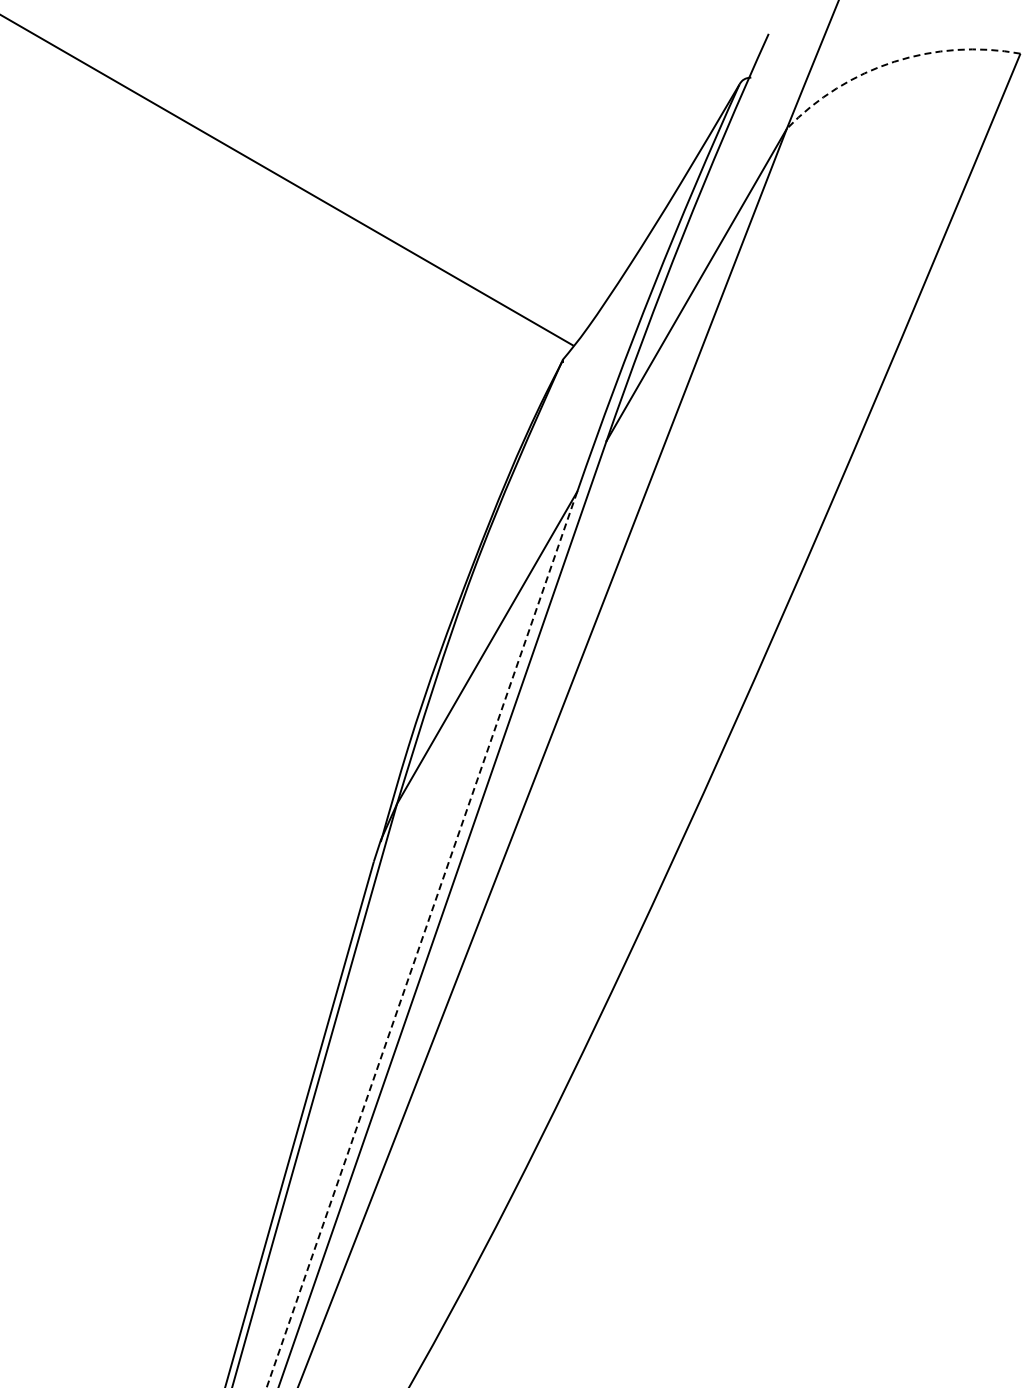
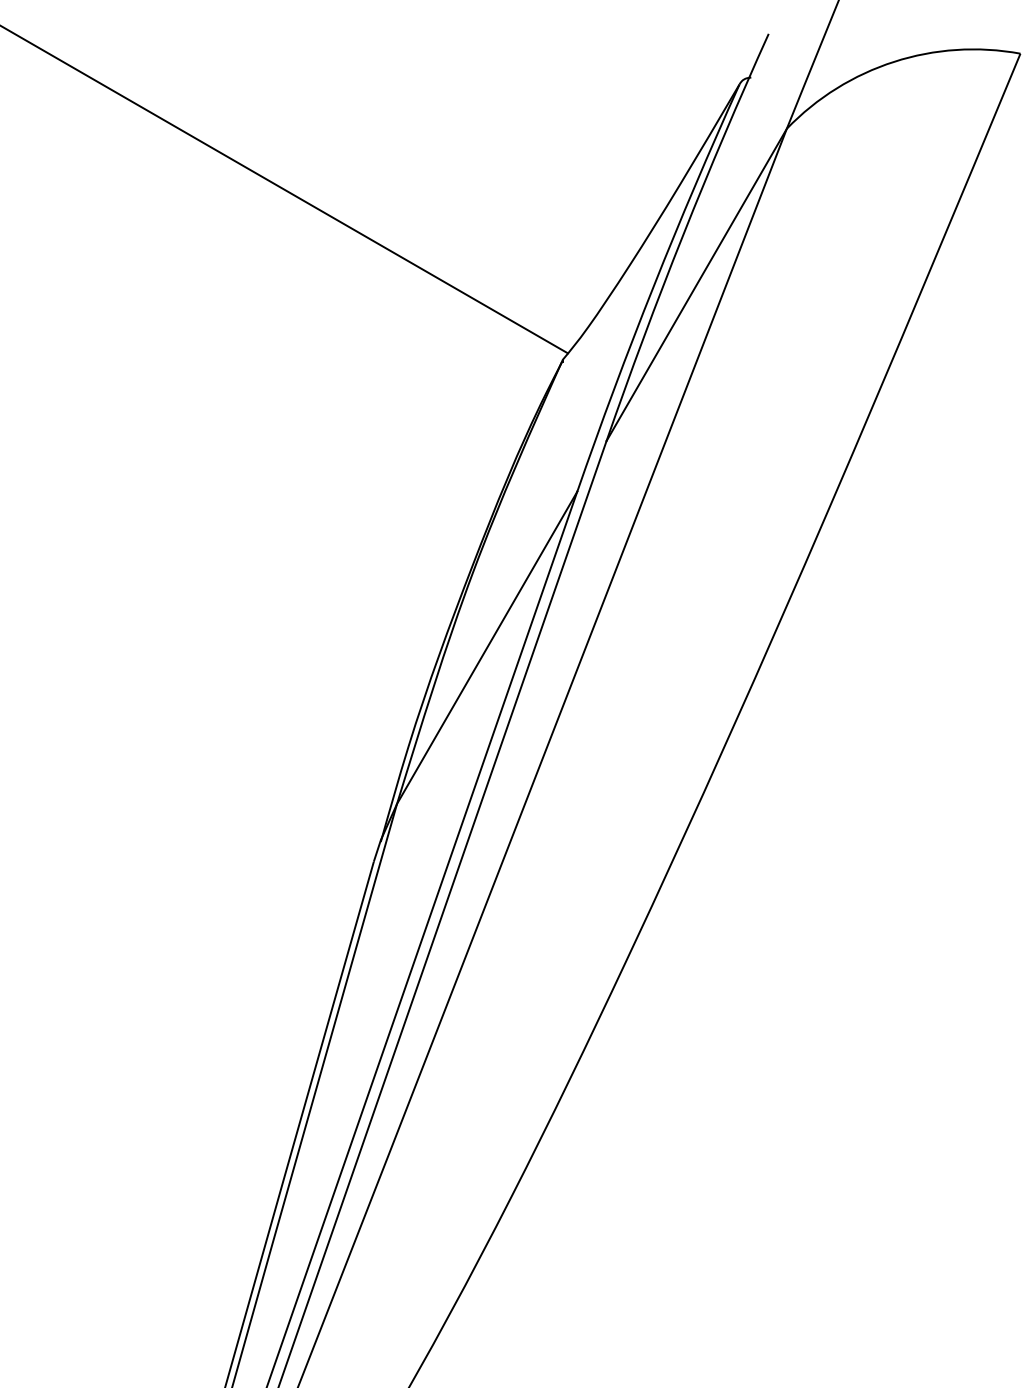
arc: dashed -> solid (894, 61)
line position: (287, 180) -> (284, 189) (284, 189)
line: dashed -> solid (422, 939)
